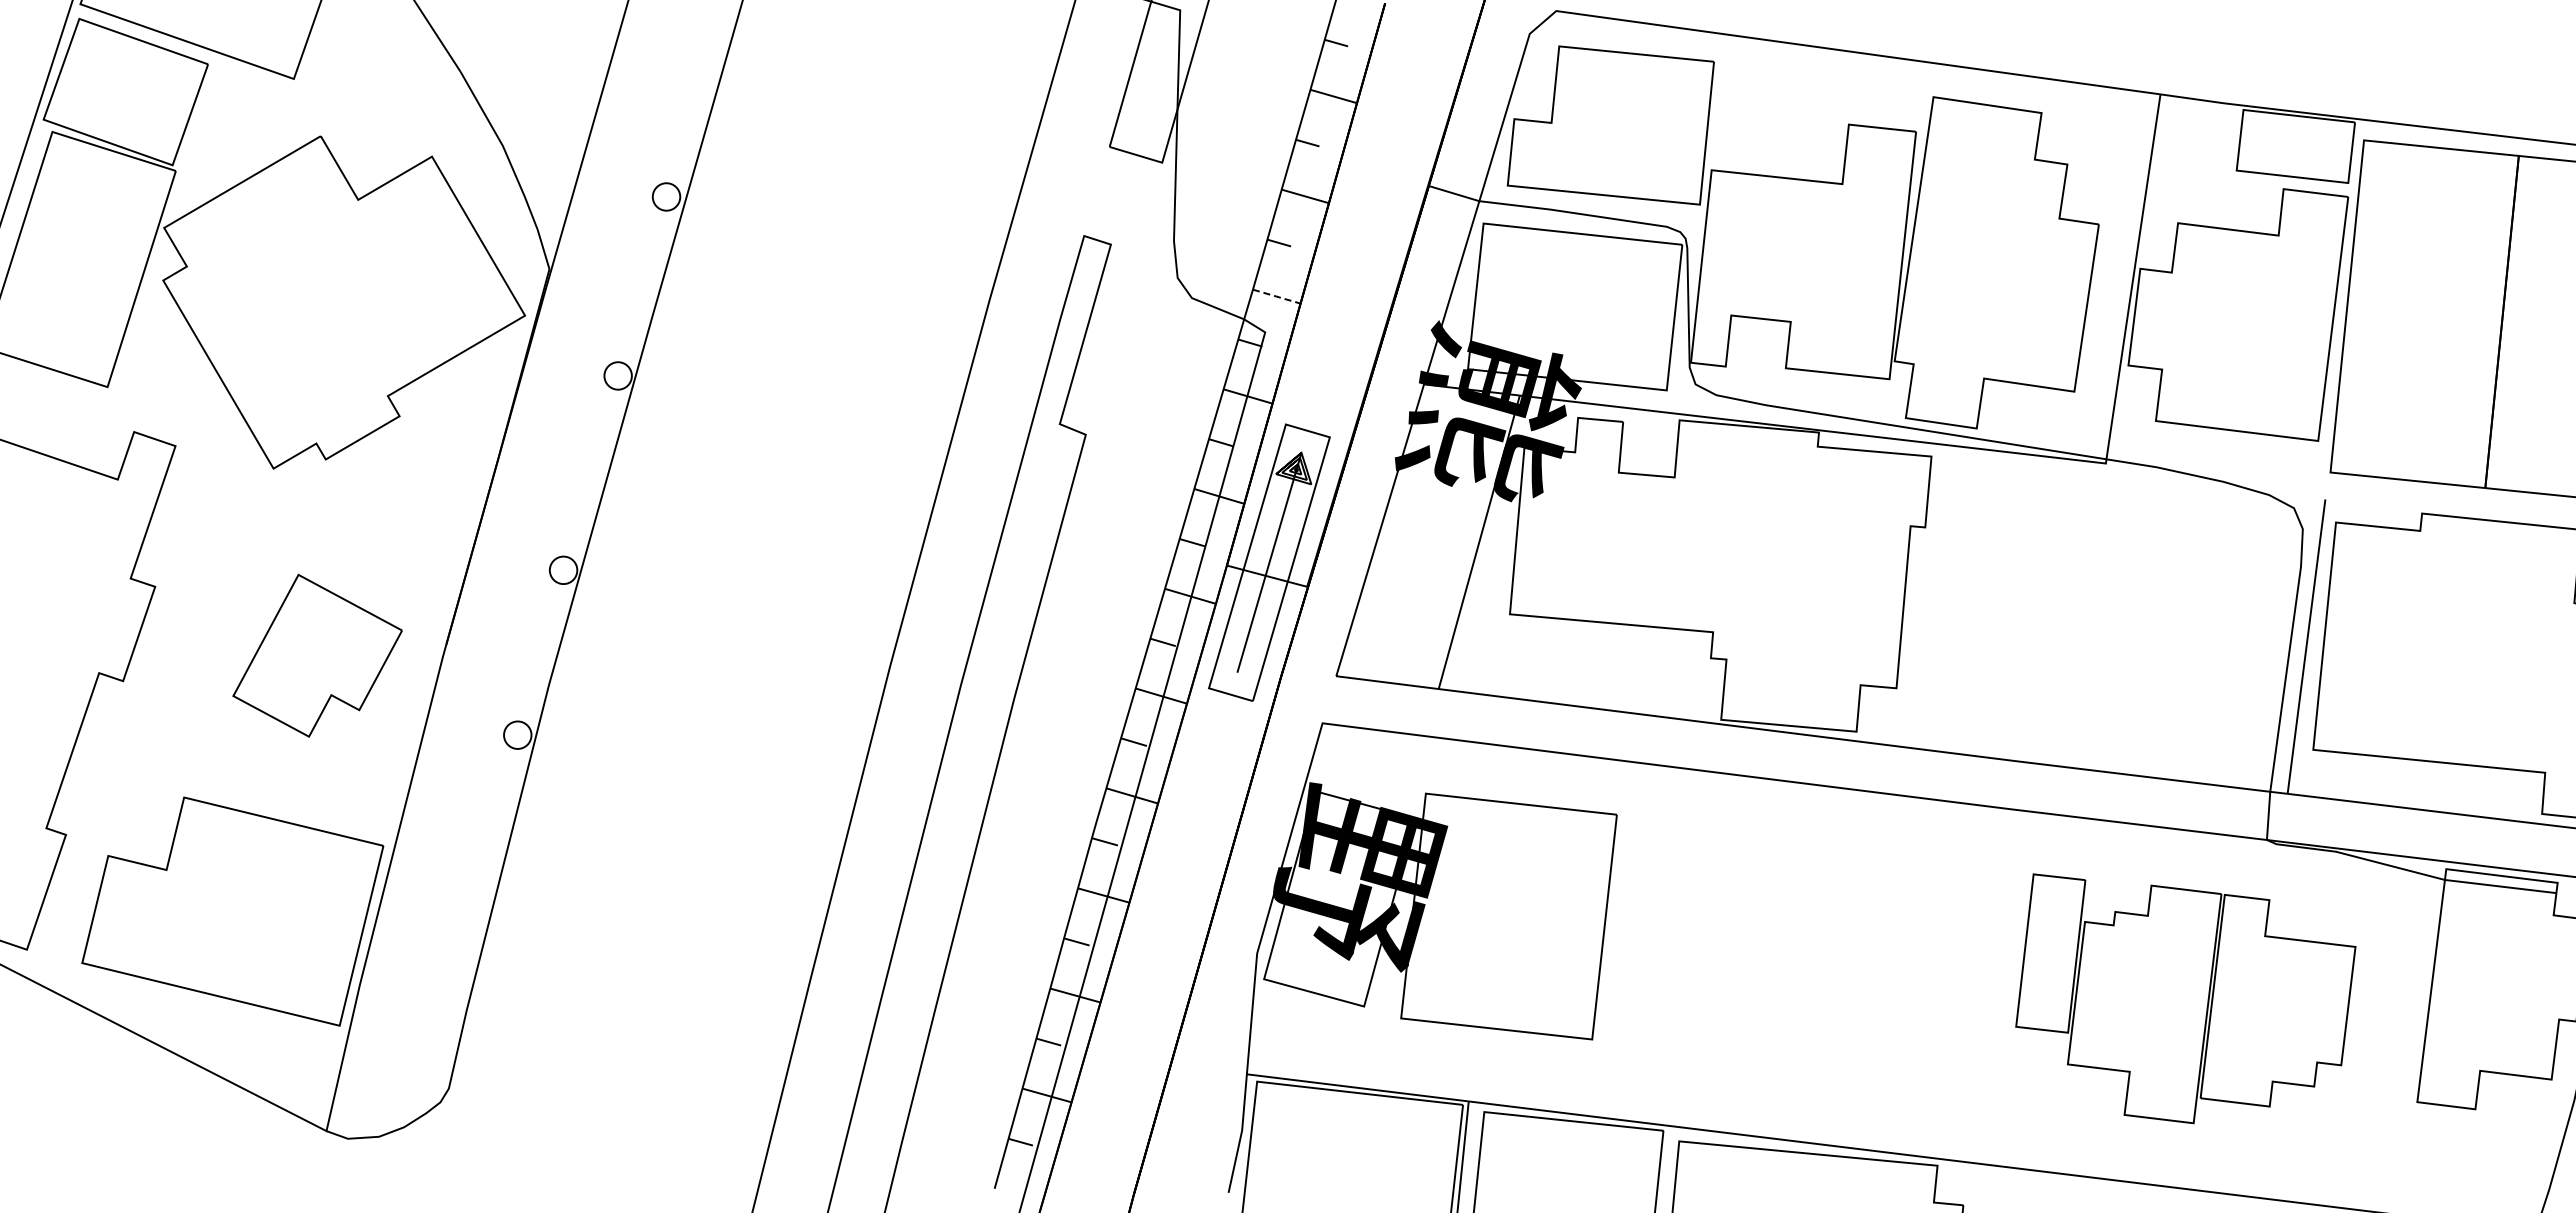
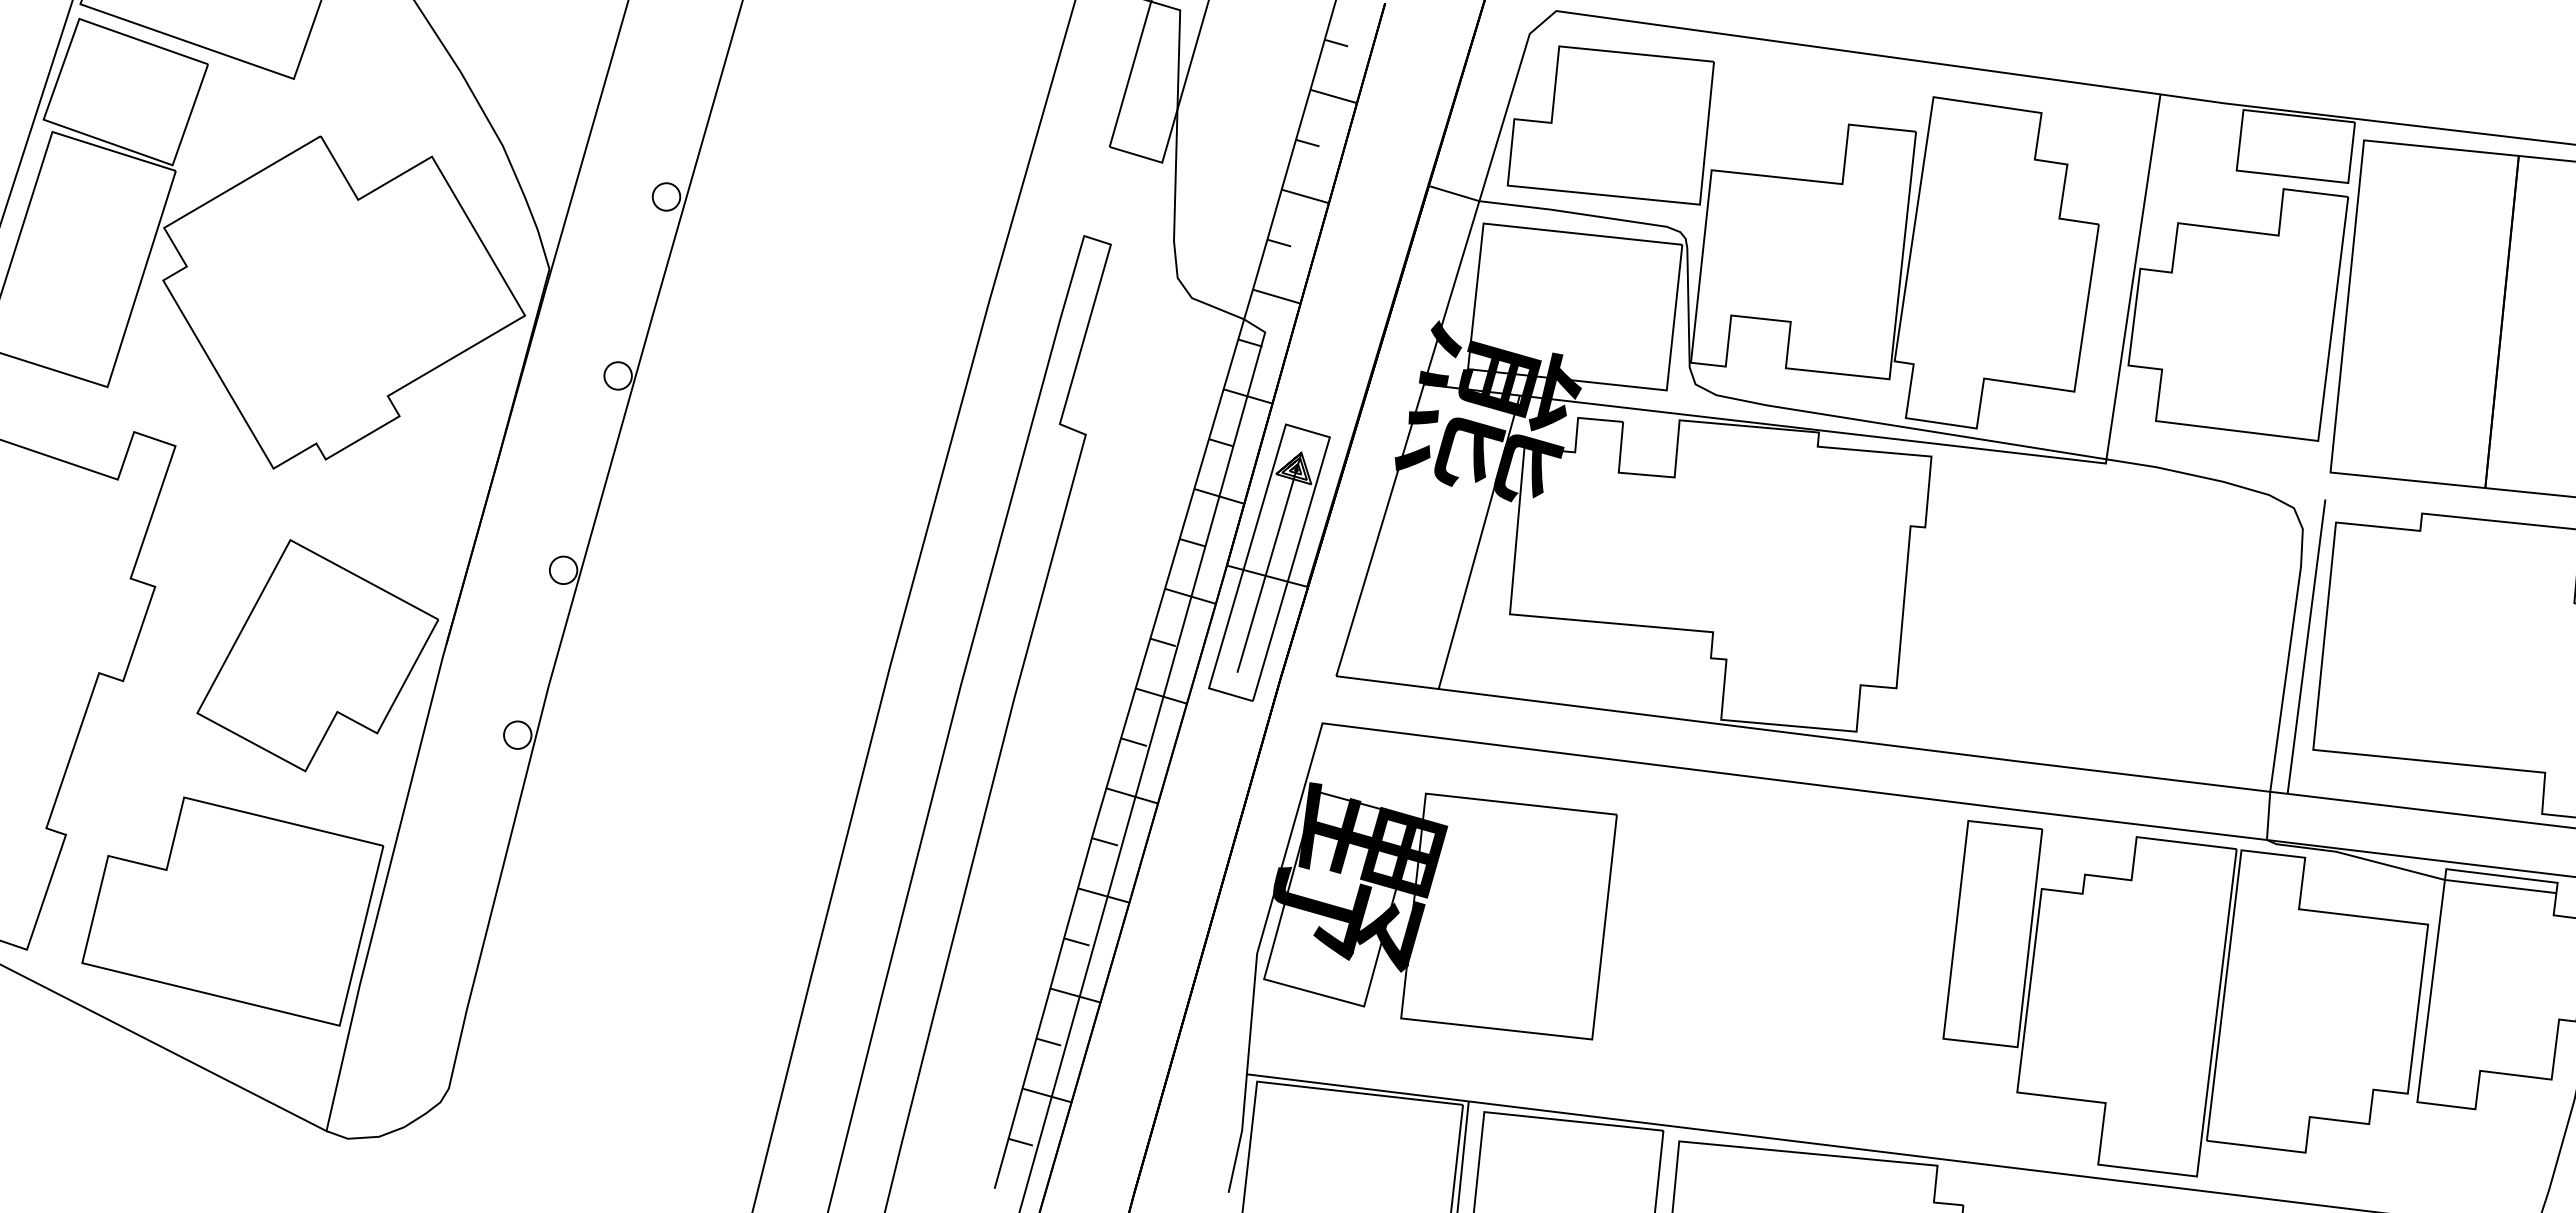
line: dashed -> solid (1276, 296)
part size: 171x165 px -> 243x234 px (317, 655)
part size: 342x252 px -> 488x358 px (2185, 998)
